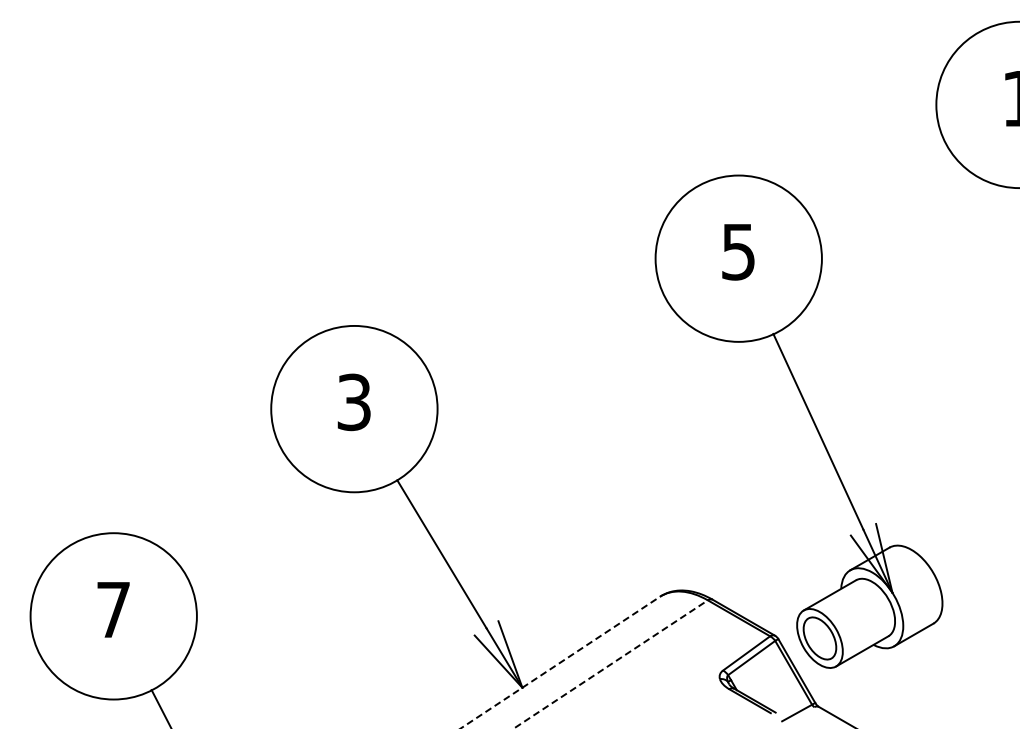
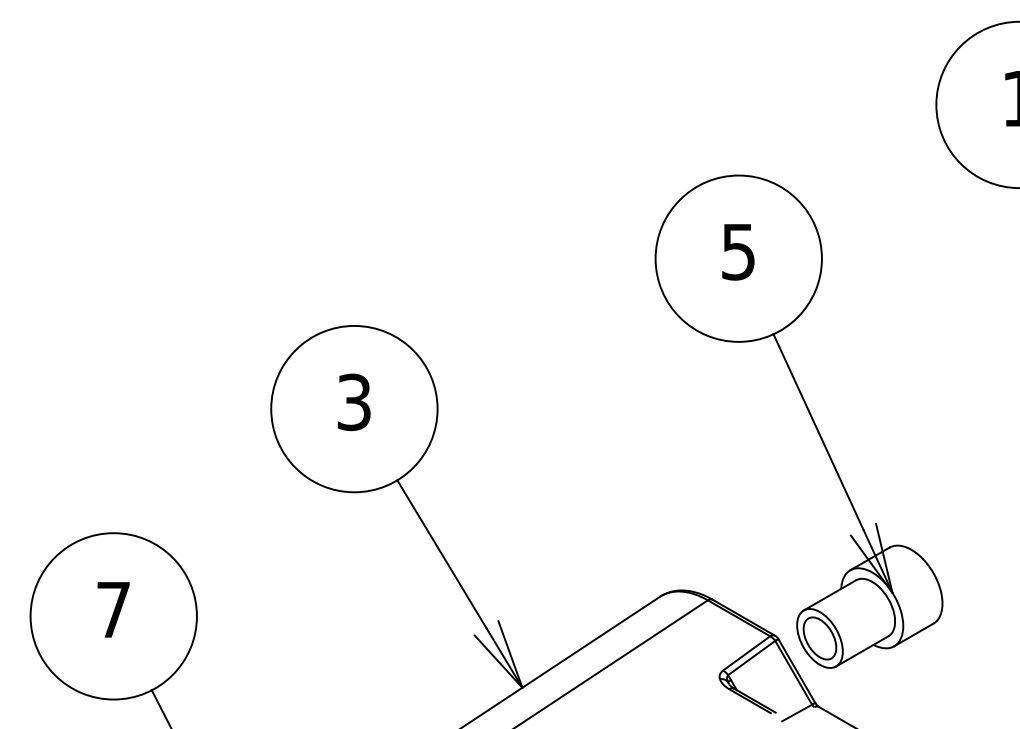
line: dashed -> solid (560, 662)
line: dashed -> solid (610, 664)
